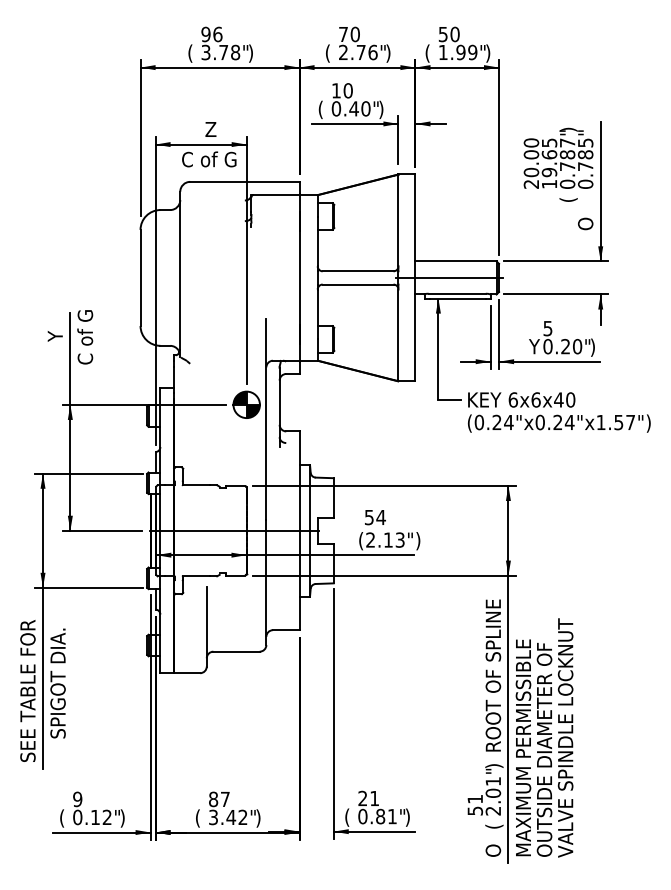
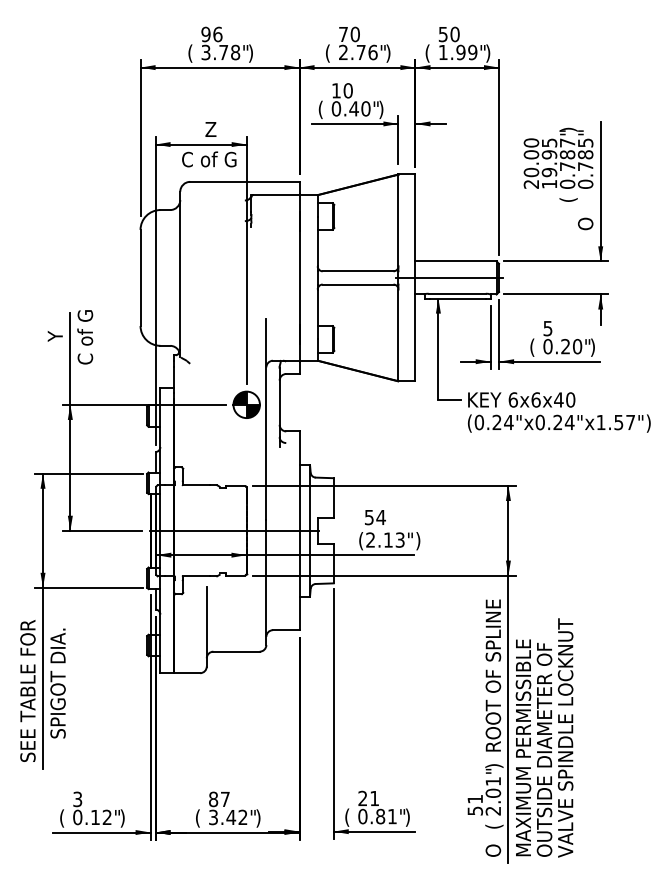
text: 19.65 -> 19.95 (549, 154)
text: Y -> ( (534, 347)
text: 9 -> 3 (77, 798)
